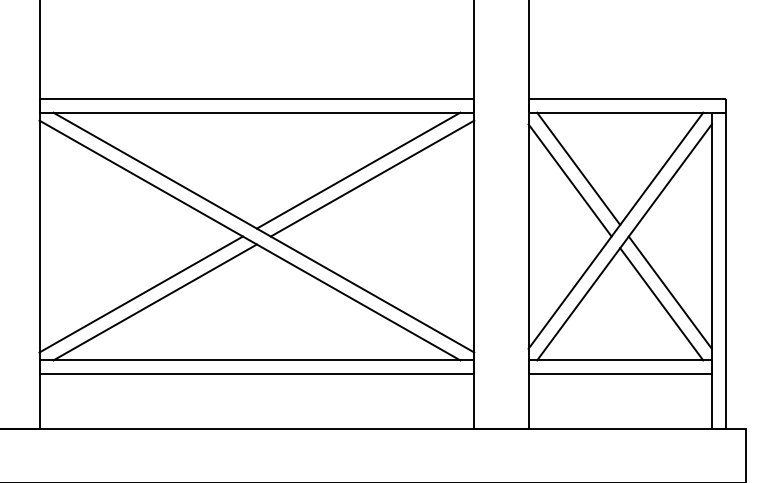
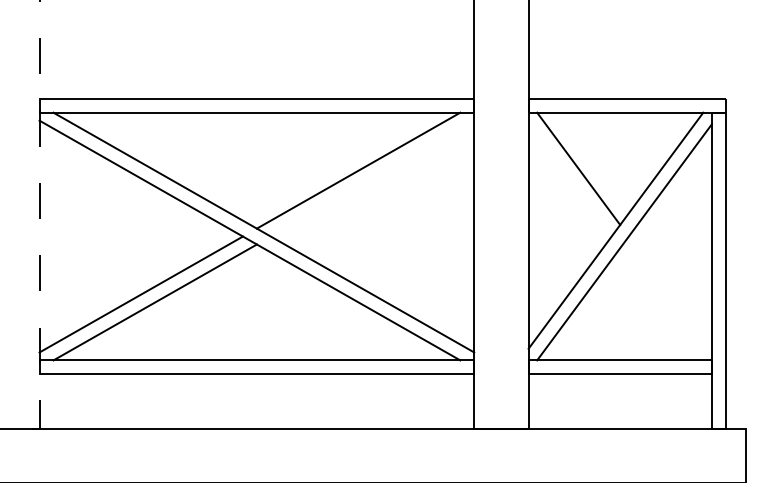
line: present -> none (372, 178)
line: present -> none (569, 180)
line: solid -> dashed (39, 234)
line: present -> none (669, 292)
line: present -> none (661, 304)
